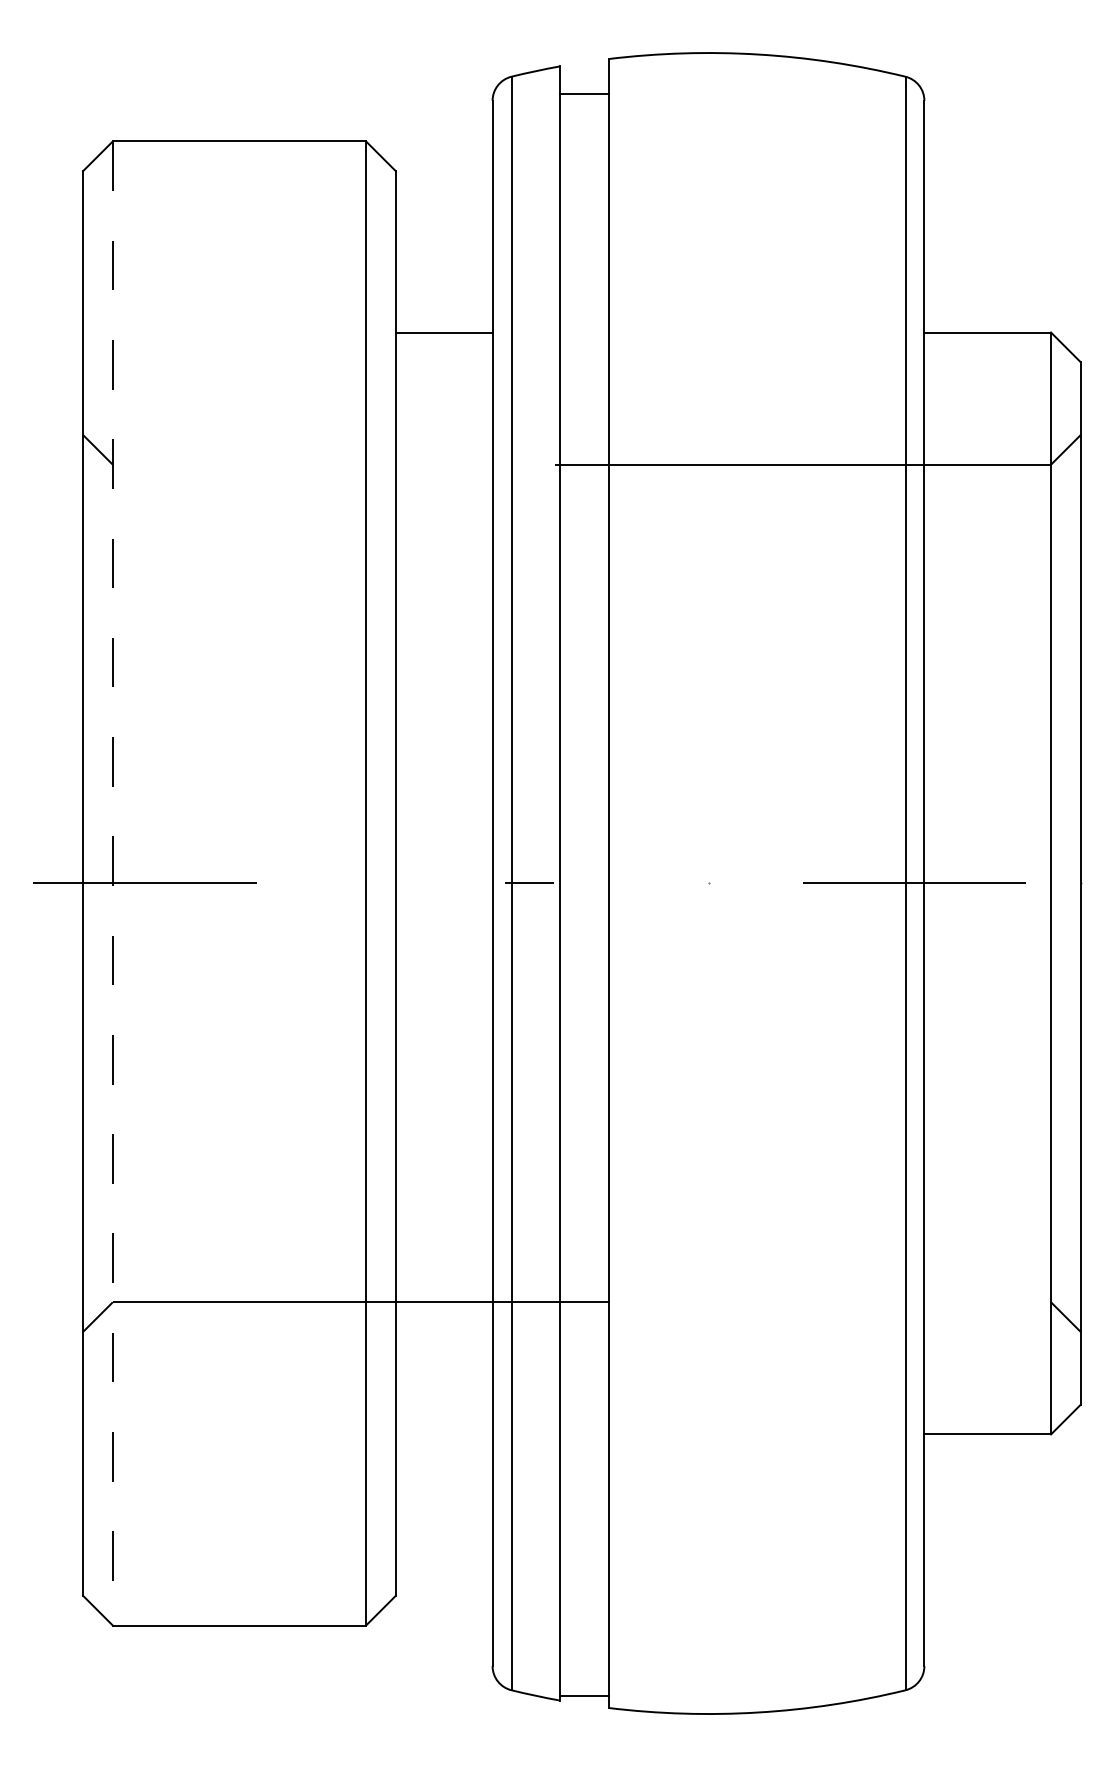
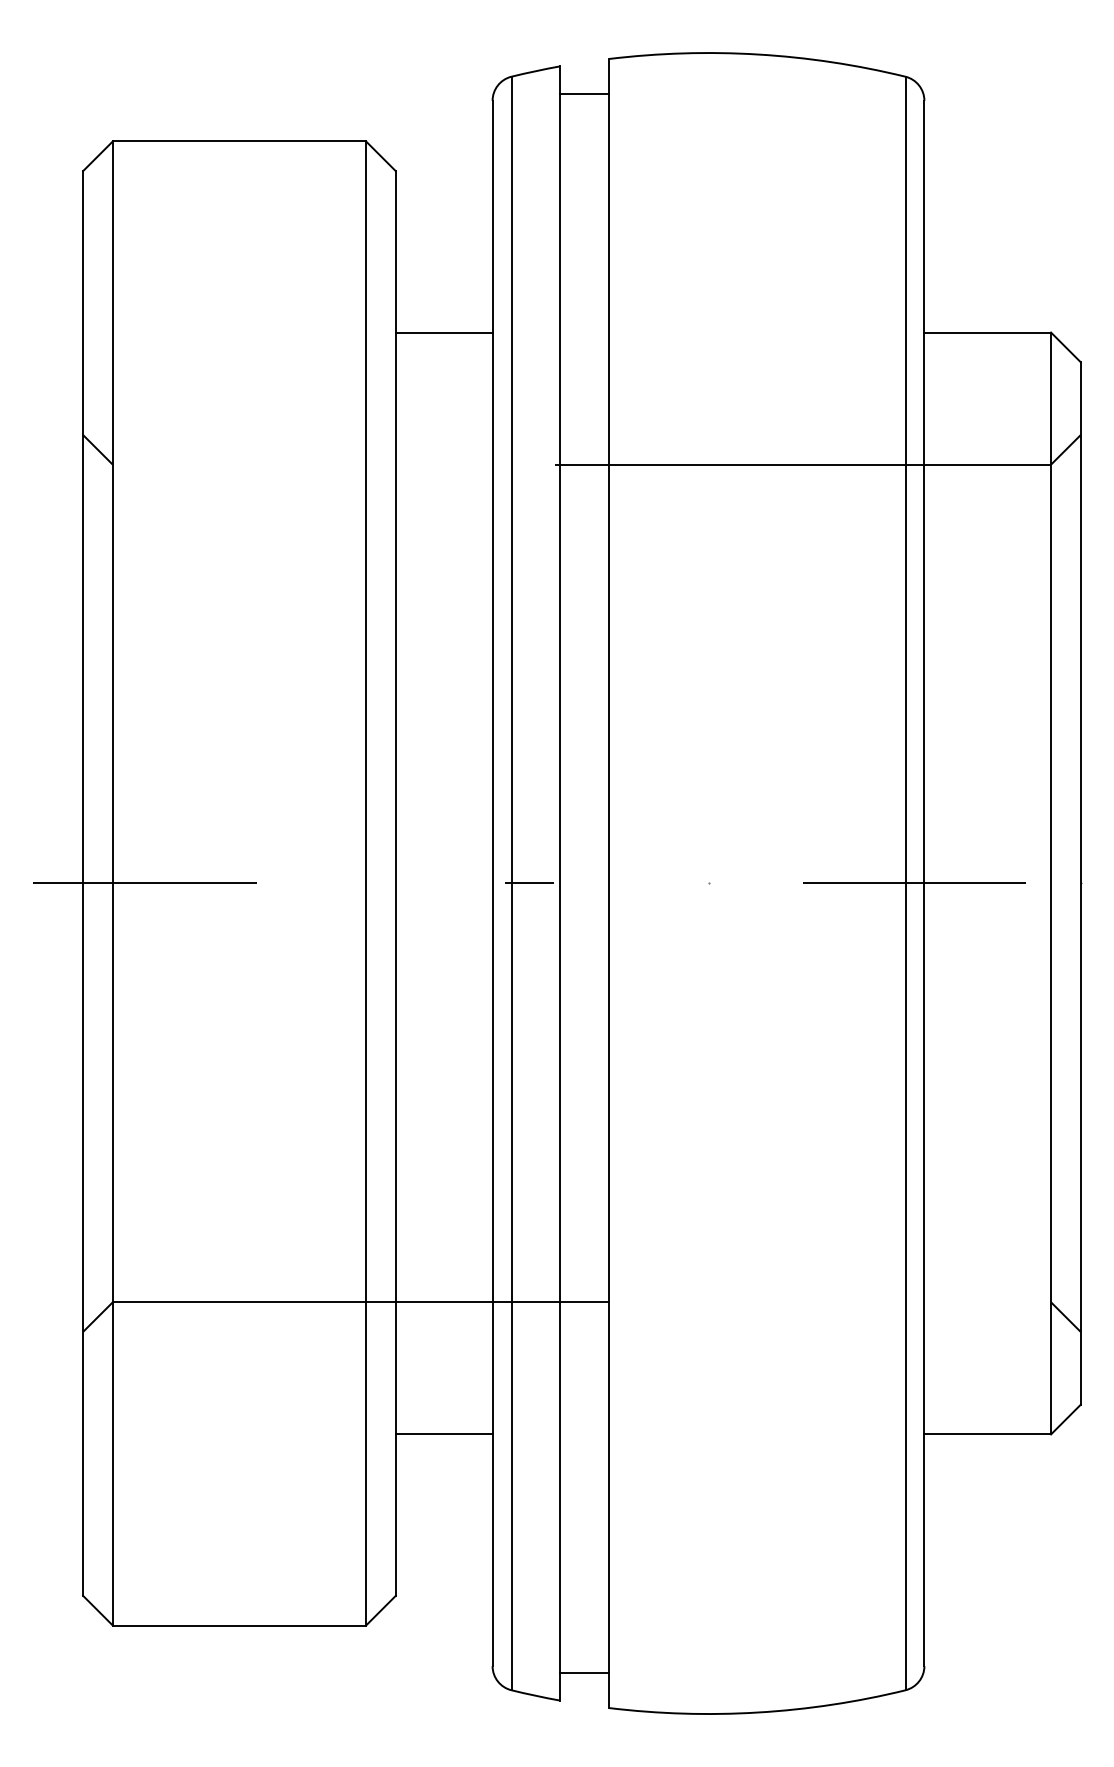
line: dashed -> solid (112, 883)
line: none -> present (443, 1434)
line position: (584, 1695) -> (584, 1672) (584, 1672)
